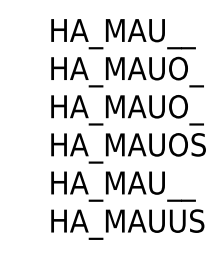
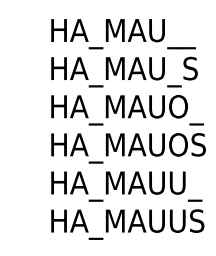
text: HA_MAUO_ -> HA_MAU_S (185, 71)
text: HA_MAU__ -> HA_MAUU_ (184, 186)
